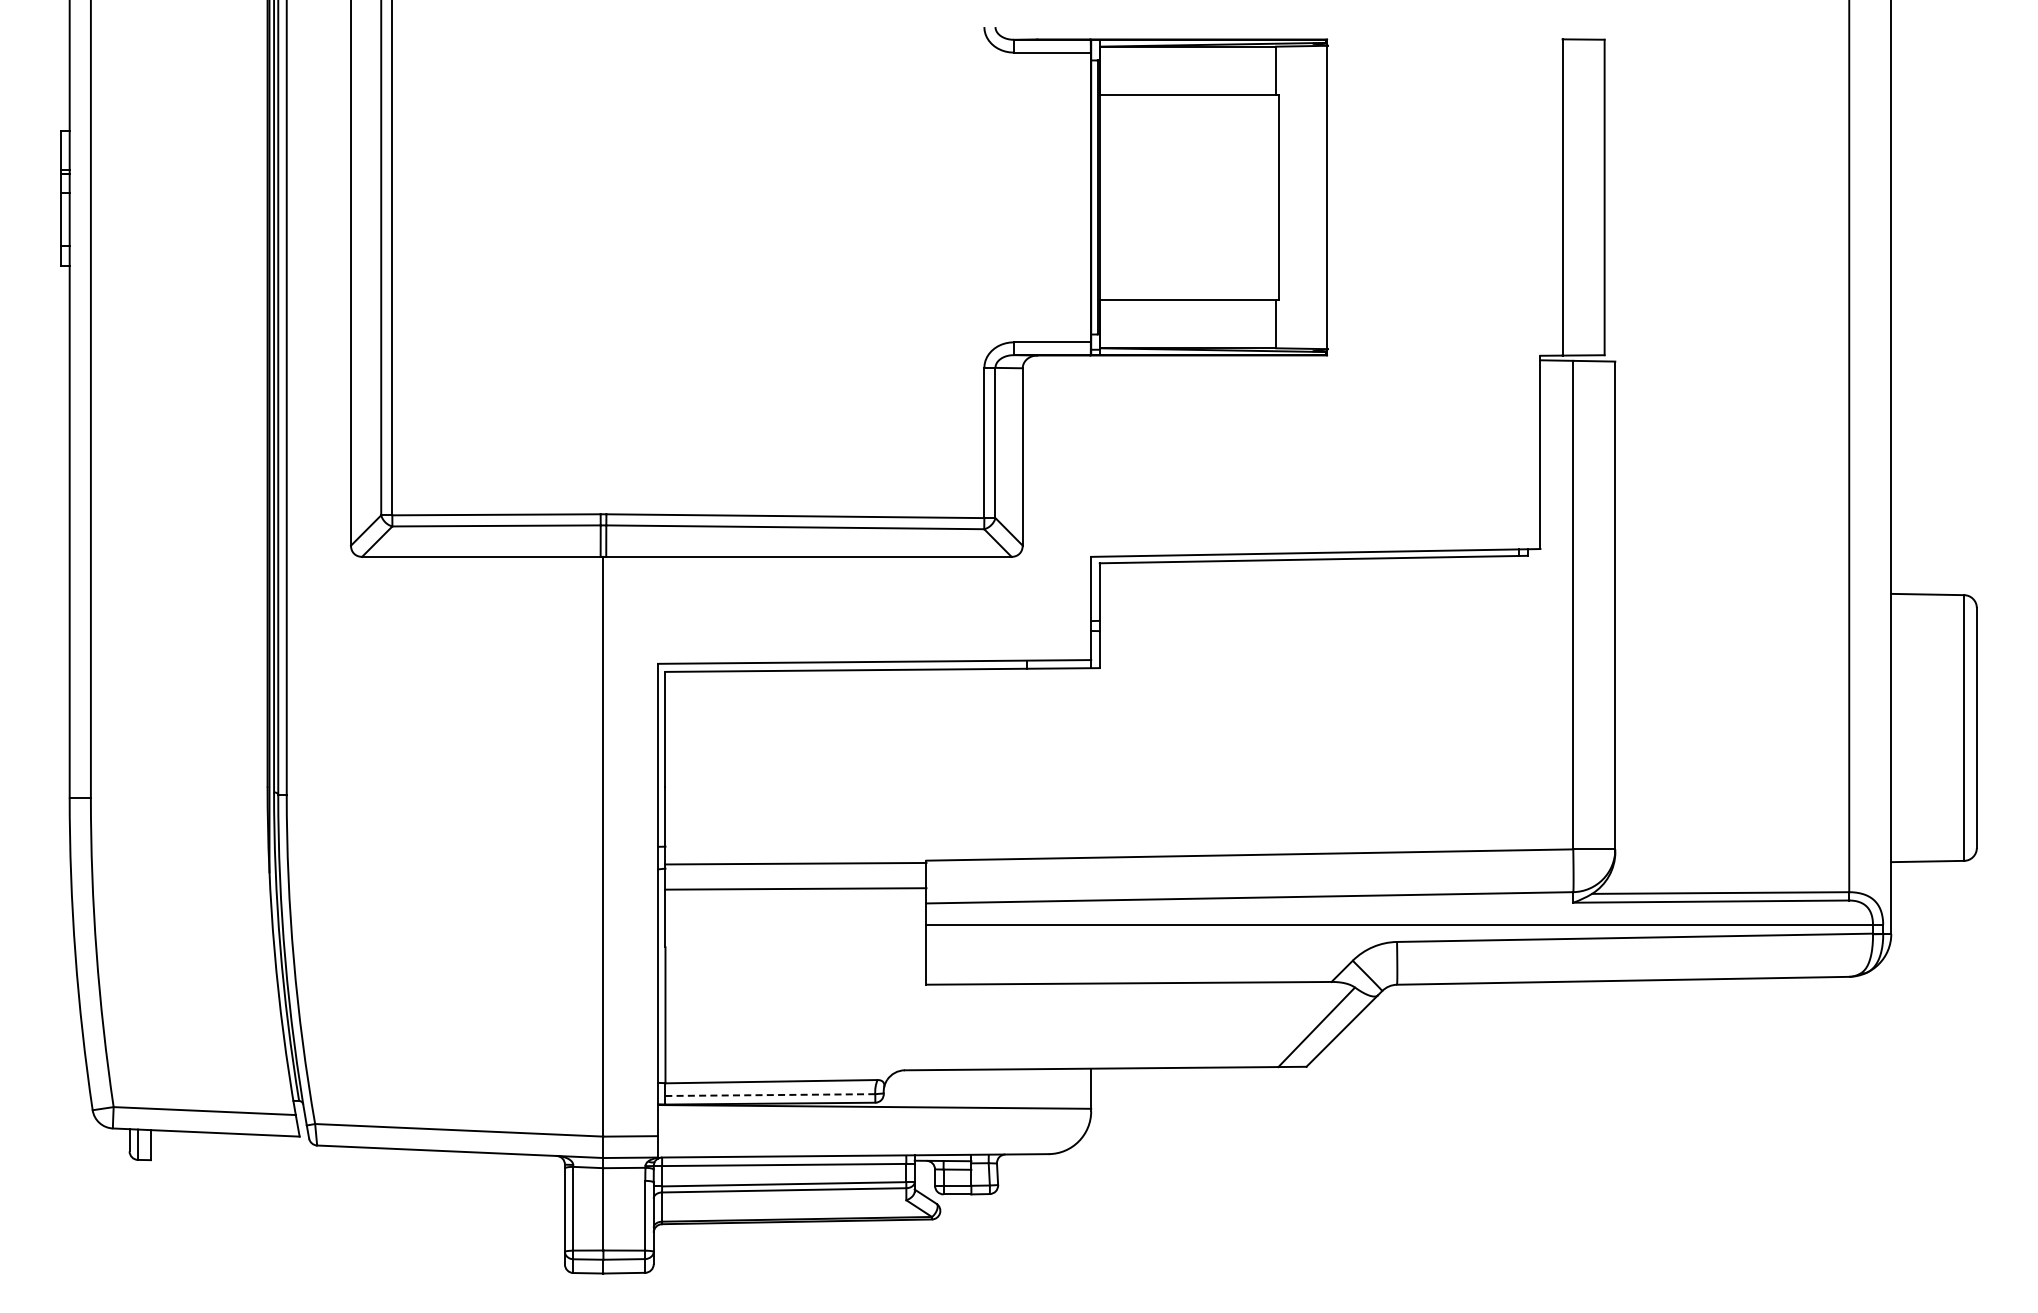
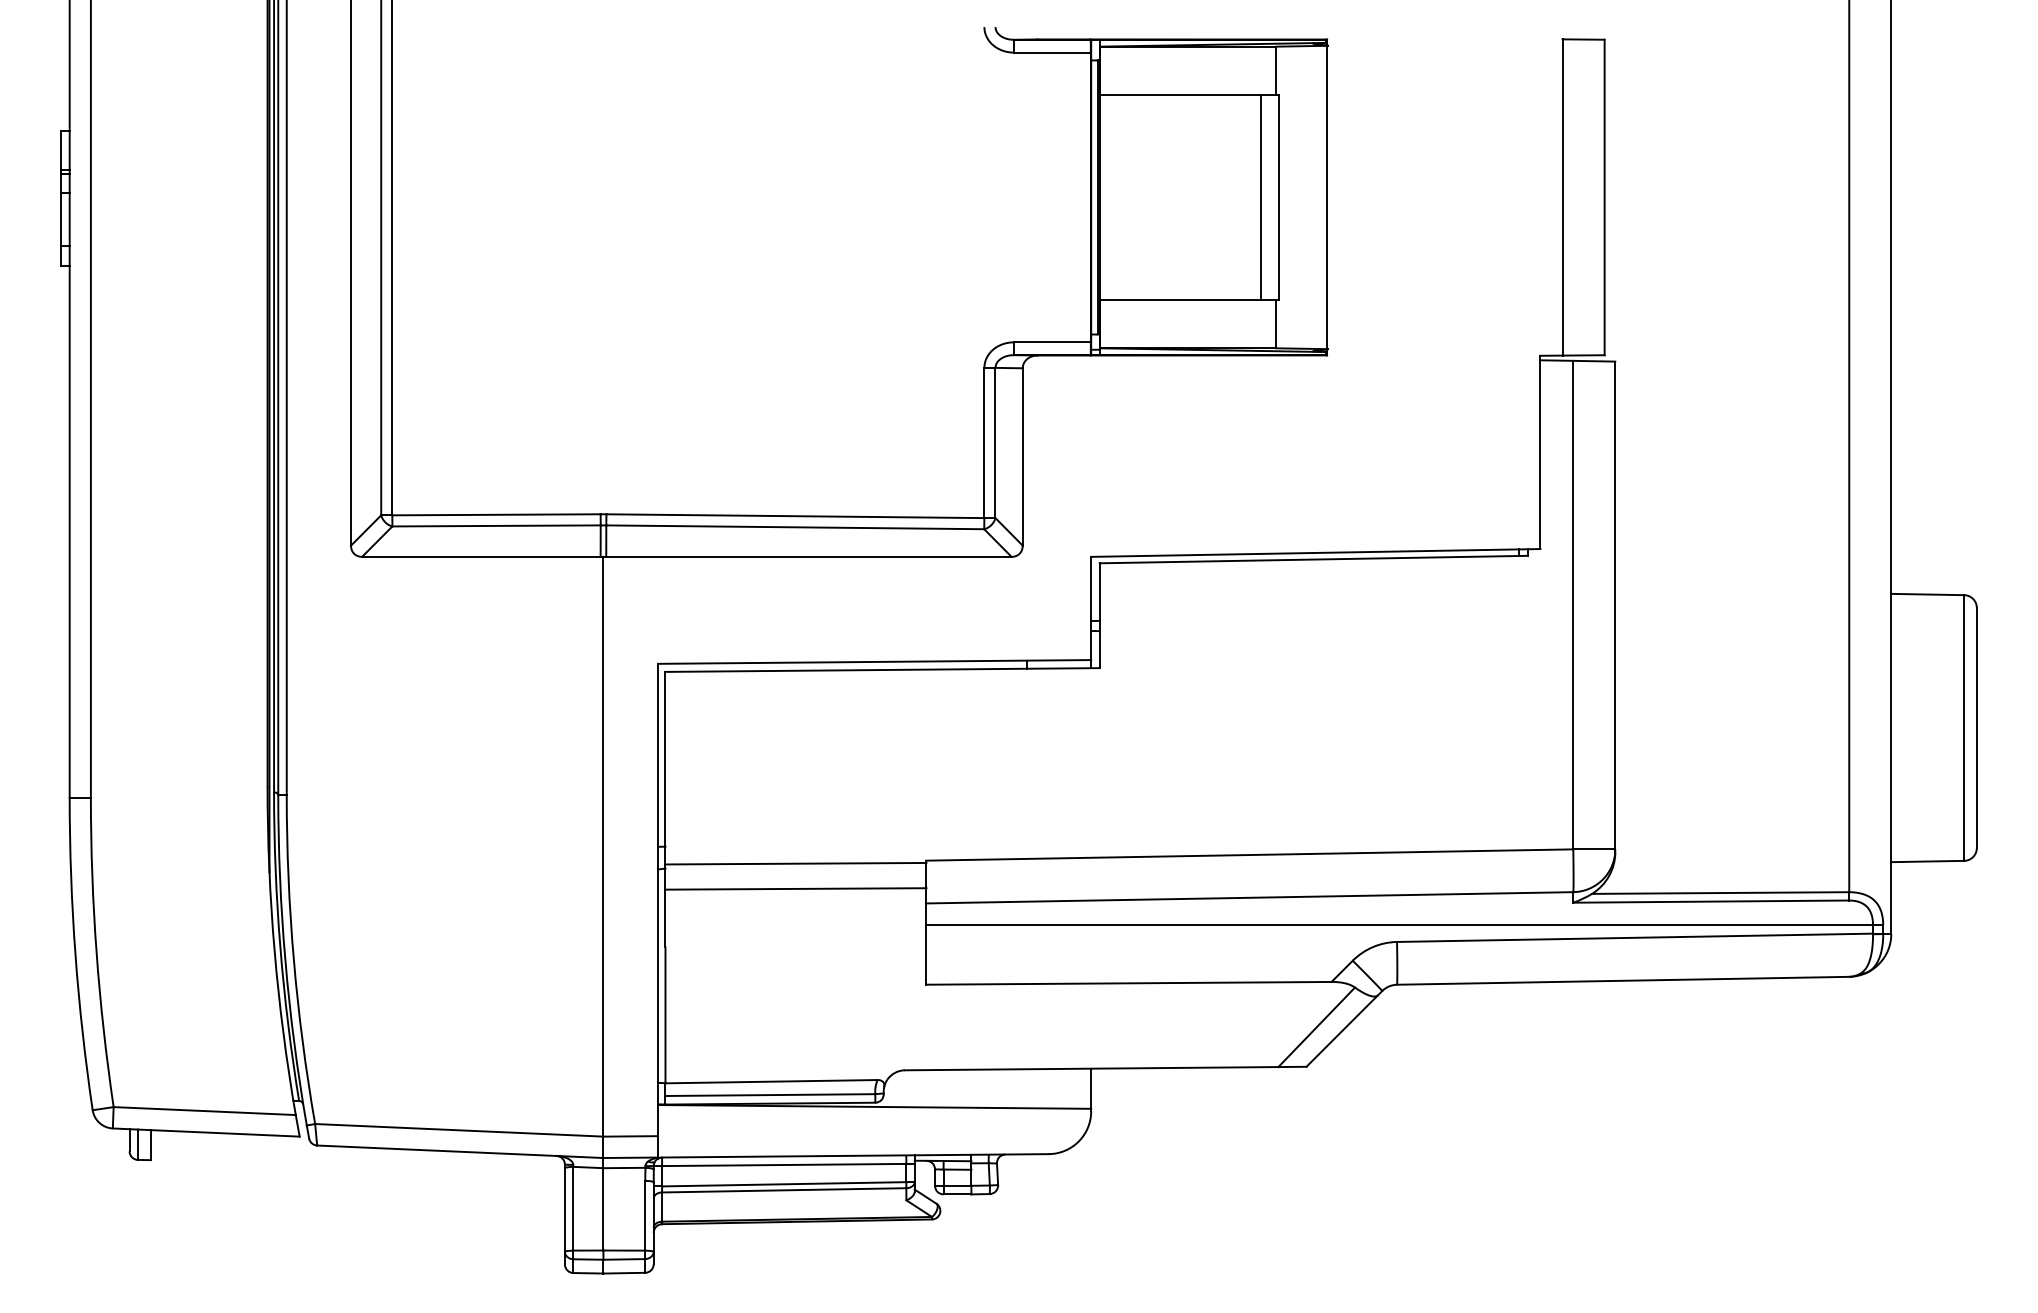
line: none -> present (1261, 197)
line: dashed -> solid (770, 1095)
